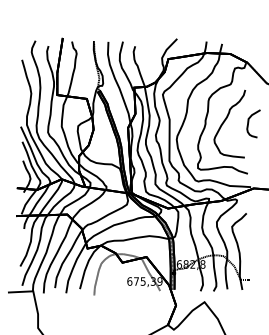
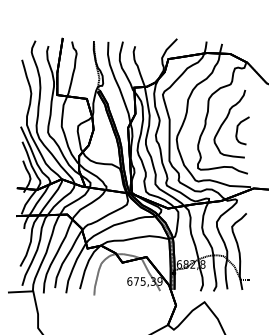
curve position: (249, 122) -> (238, 129) (238, 129)
